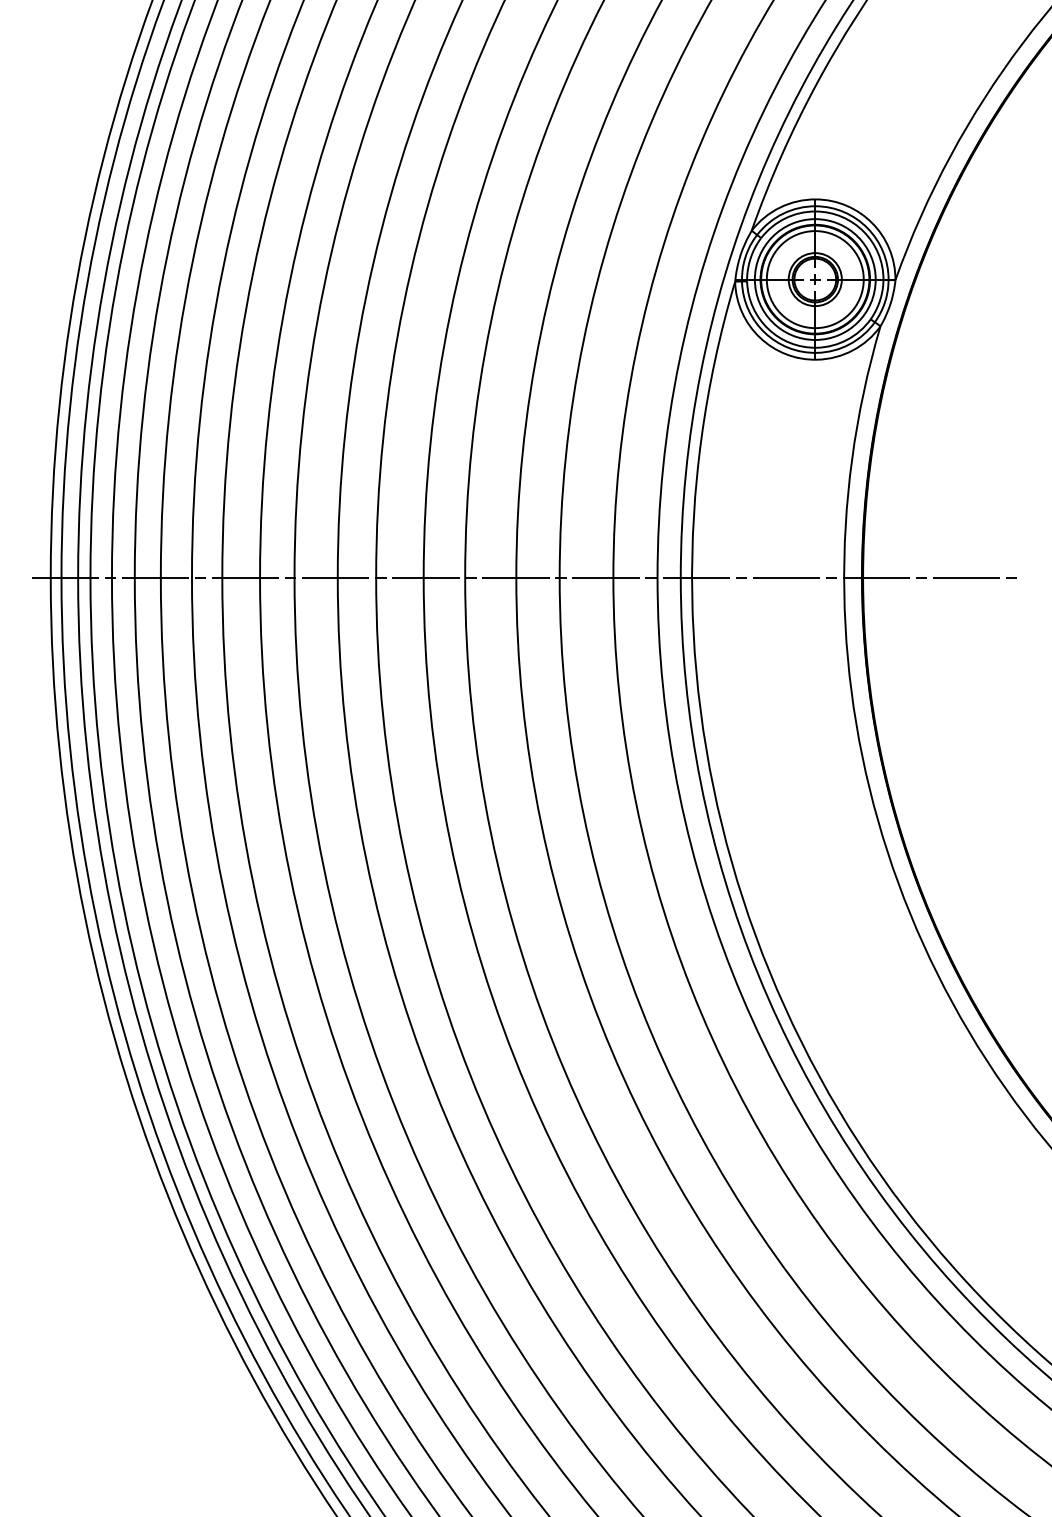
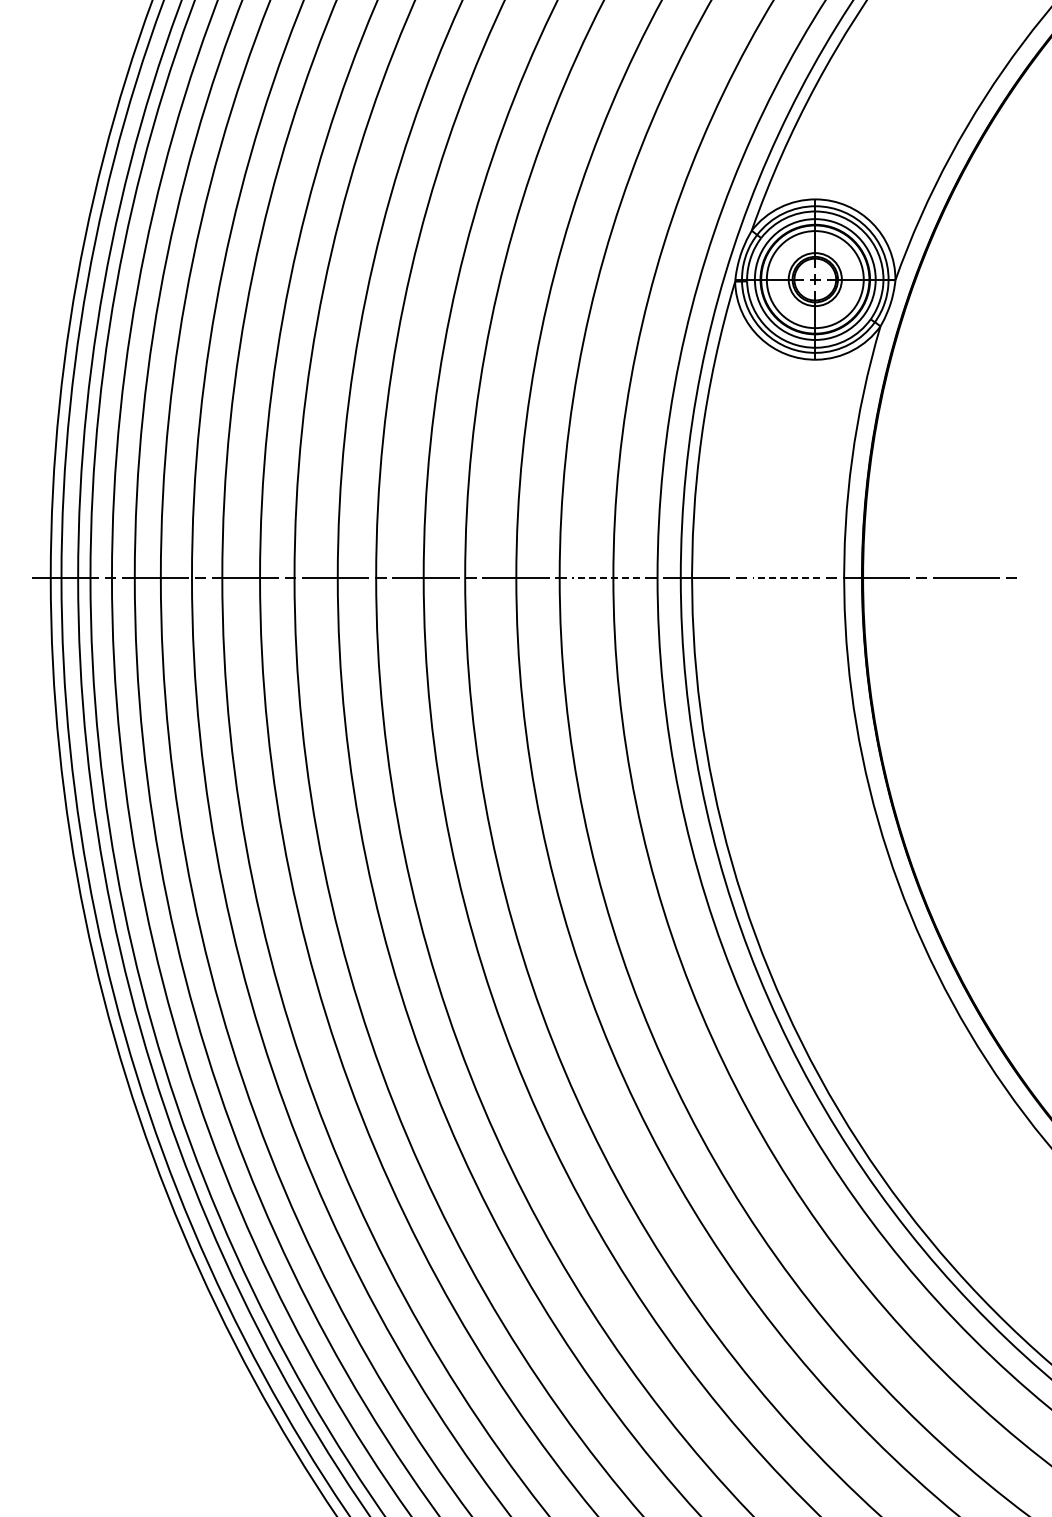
line: solid -> dashed (606, 577)
line: solid -> dashed (786, 577)
